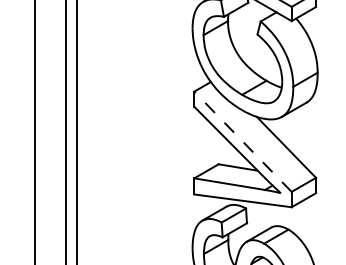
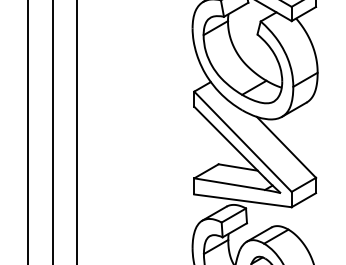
line position: (35, 131) -> (28, 131) (28, 131)
line position: (65, 131) -> (52, 131) (52, 131)
line: dashed -> solid (242, 141)
